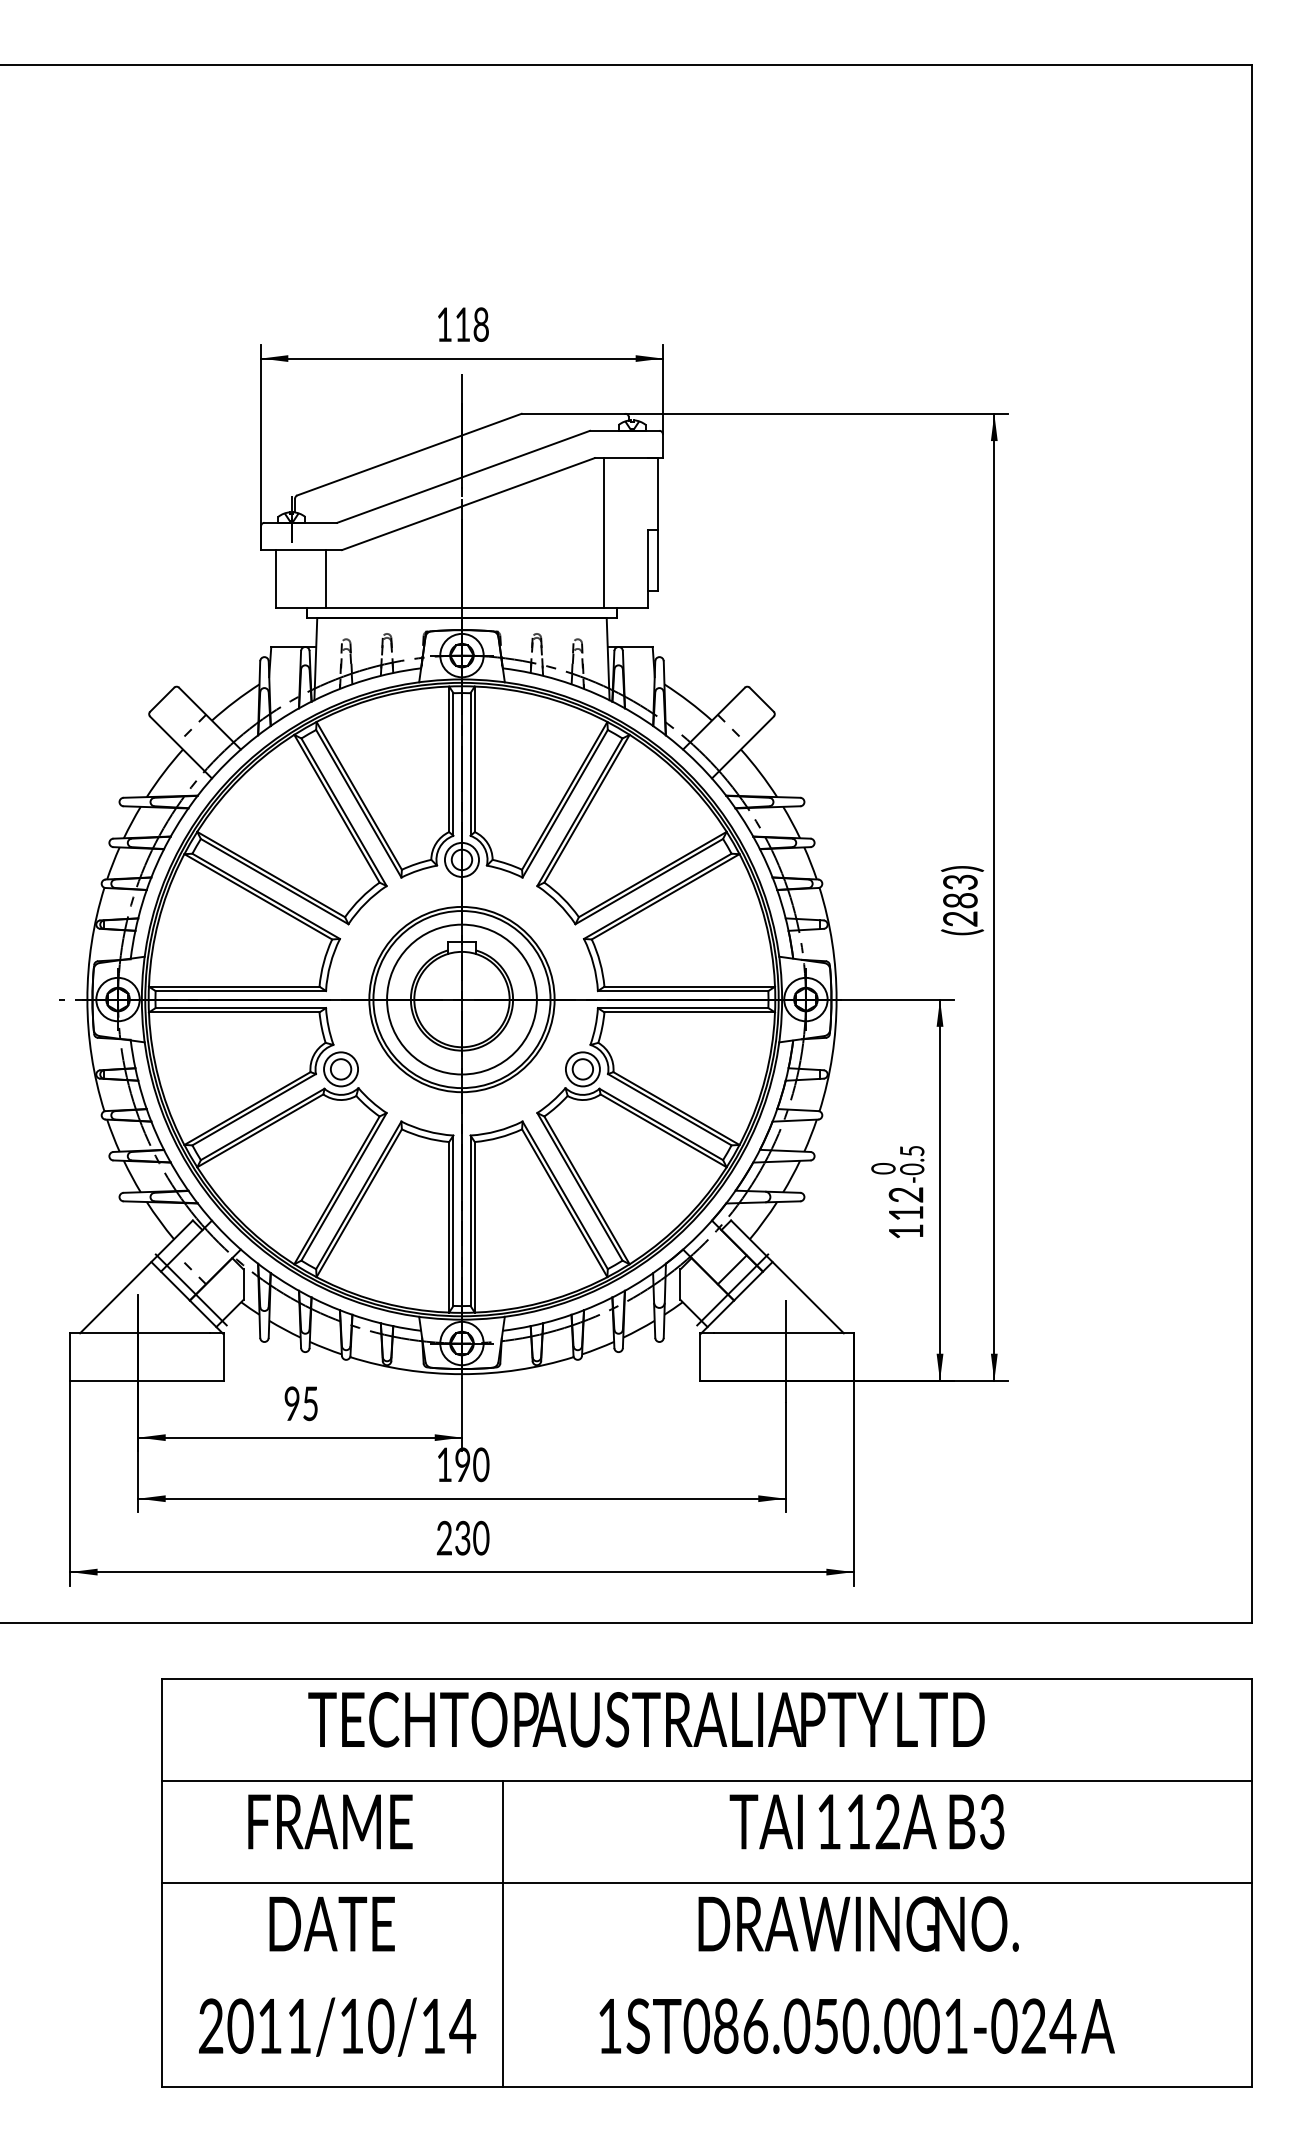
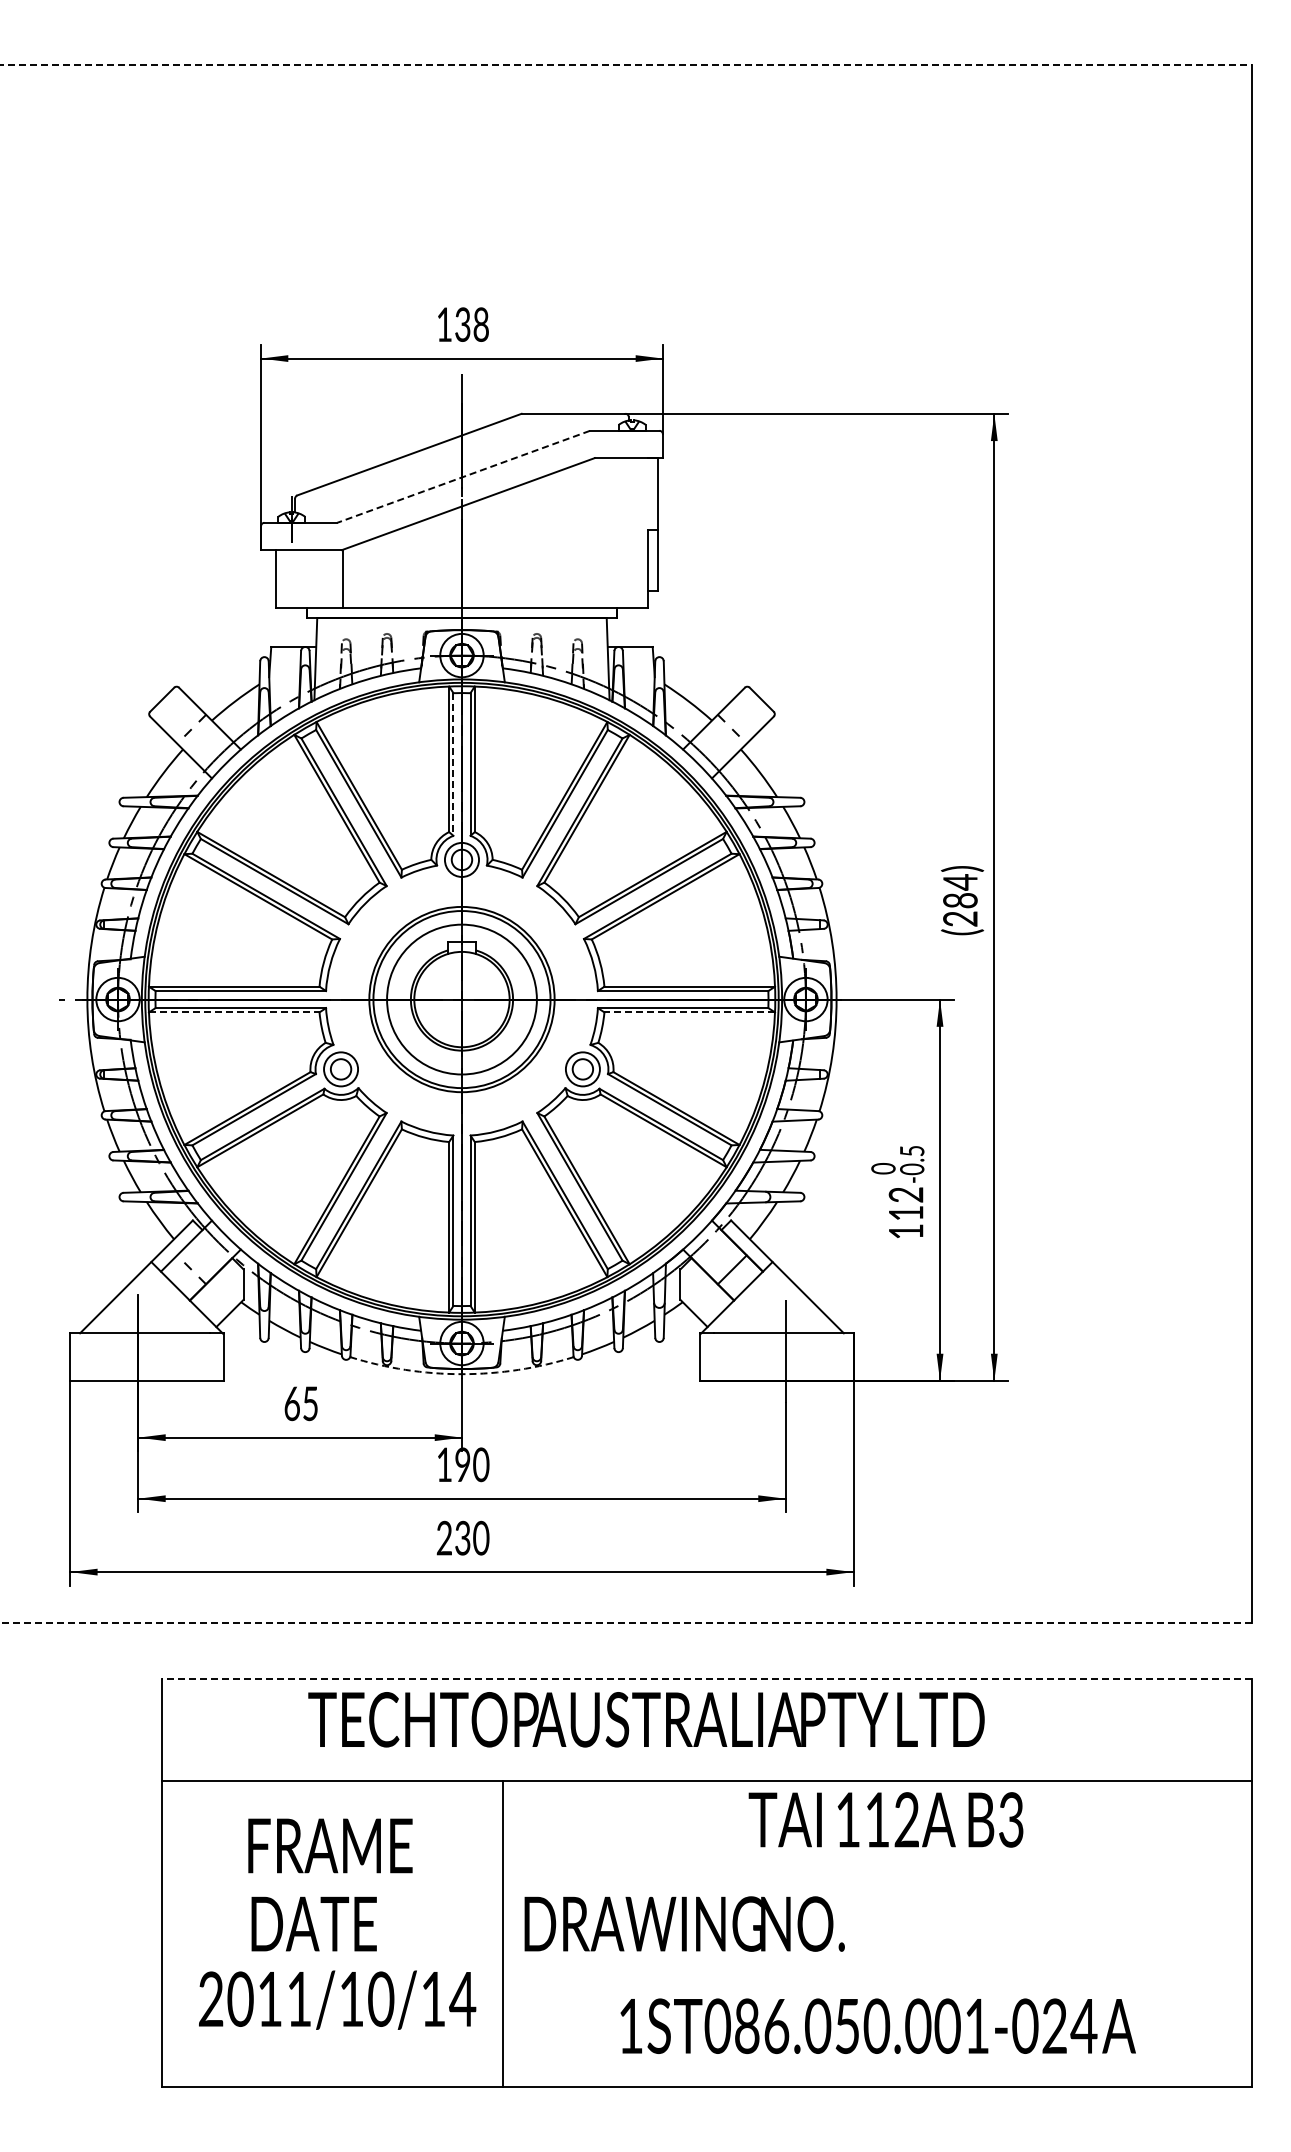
line: solid -> dashed (626, 64)
text: 118 -> 138 (462, 324)
line: solid -> dashed (463, 477)
line: present -> none (604, 532)
line position: (325, 578) -> (342, 578) (342, 578)
line: solid -> dashed (453, 765)
text: (283) -> (284) (960, 882)
line: solid -> dashed (234, 1012)
line: solid -> dashed (689, 1012)
line: present -> none (188, 1286)
line: present -> none (735, 1286)
arc: solid -> dashed (461, 1374)
text: 95 -> 65 (291, 1403)
line: solid -> dashed (626, 1623)
line: solid -> dashed (707, 1678)
text position: (330, 1821) -> (330, 1845) (330, 1845)
text position: (866, 1821) -> (885, 1819) (885, 1819)
line: present -> none (707, 1883)
text position: (331, 1923) -> (313, 1923) (313, 1923)
text position: (858, 1923) -> (684, 1923) (684, 1923)
text position: (856, 2025) -> (877, 2025) (877, 2025)
text position: (337, 2026) -> (337, 1999) (337, 1999)
